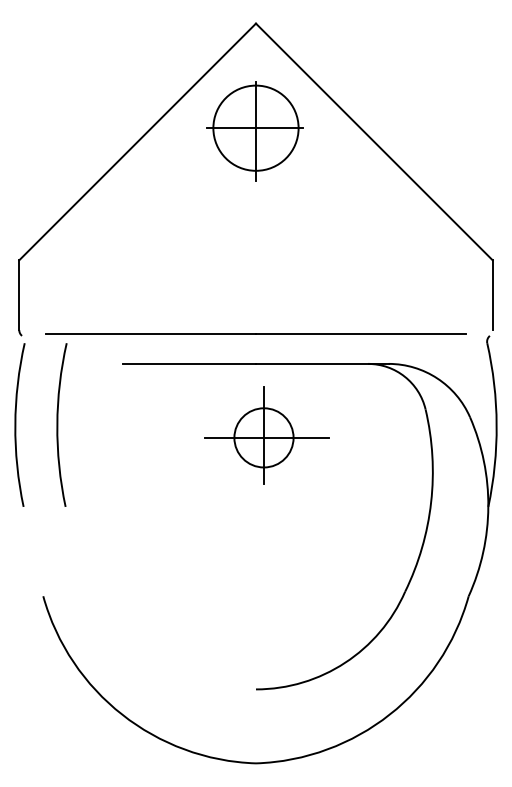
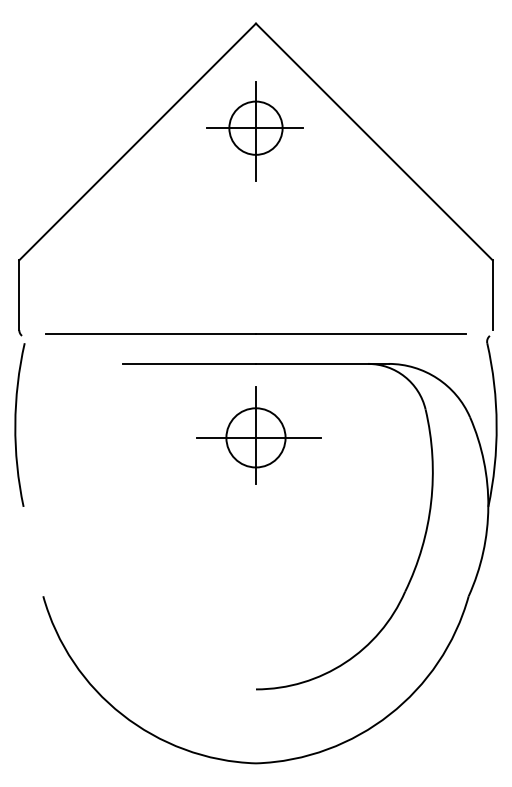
circle diameter: 85 px -> 53 px (255, 127)
curve: present -> none (58, 424)
part position: (266, 435) -> (258, 435) (258, 435)
